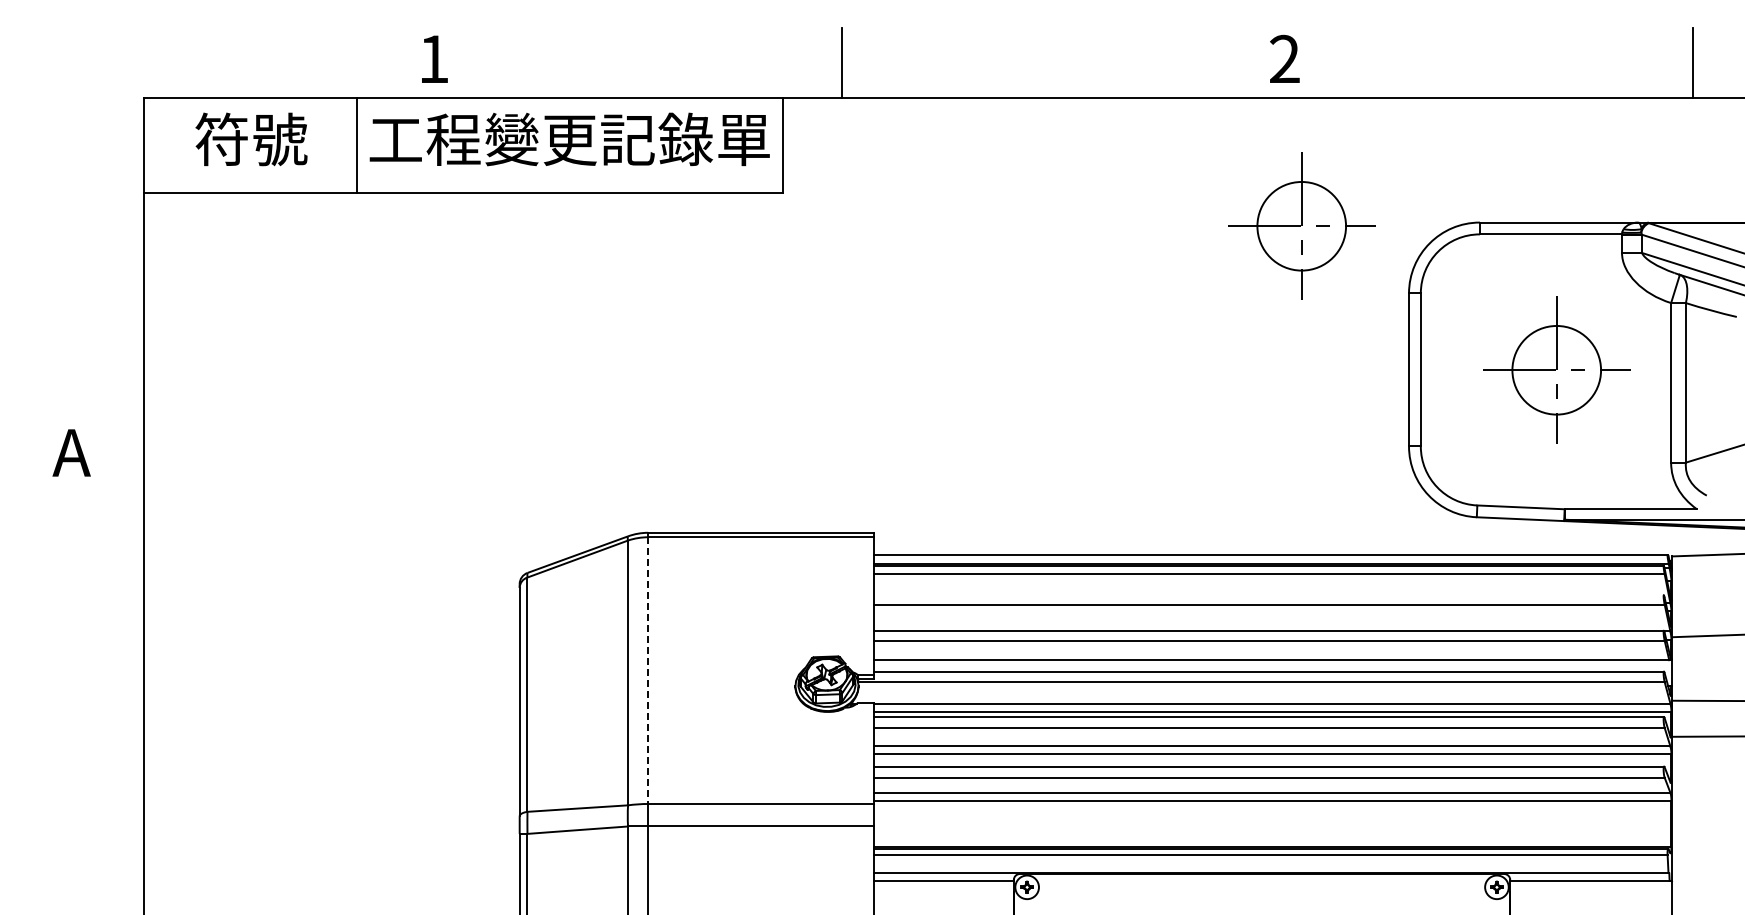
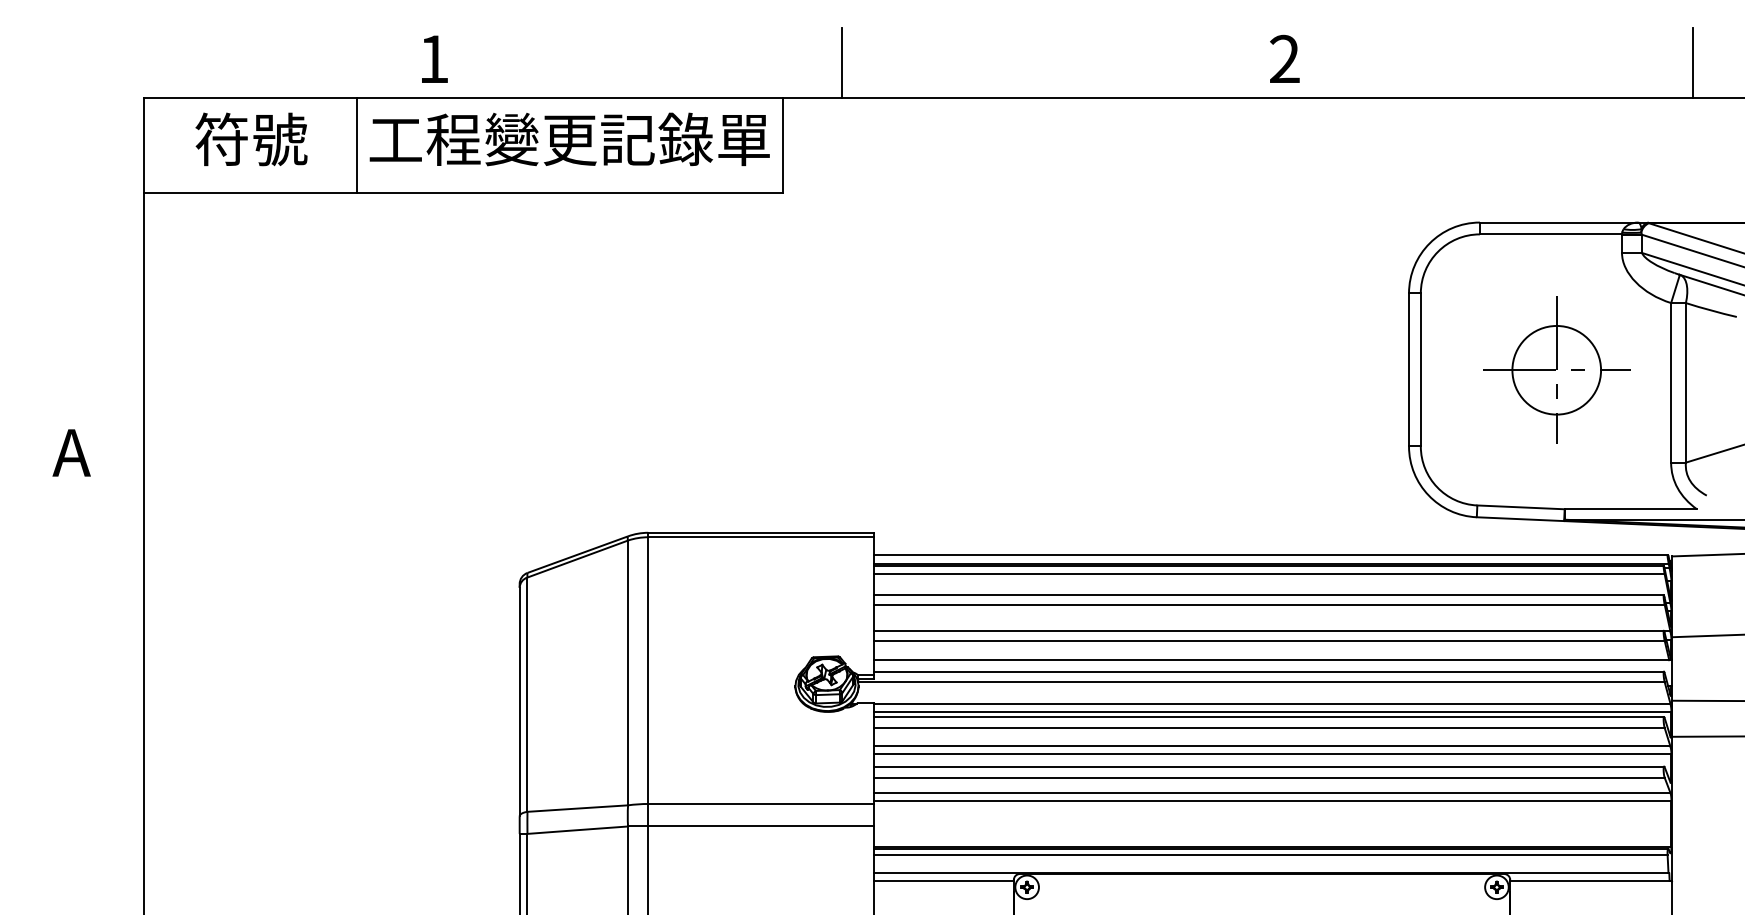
part: present -> none (1301, 225)
line: none -> present (1268, 595)
line: dashed -> solid (648, 671)
